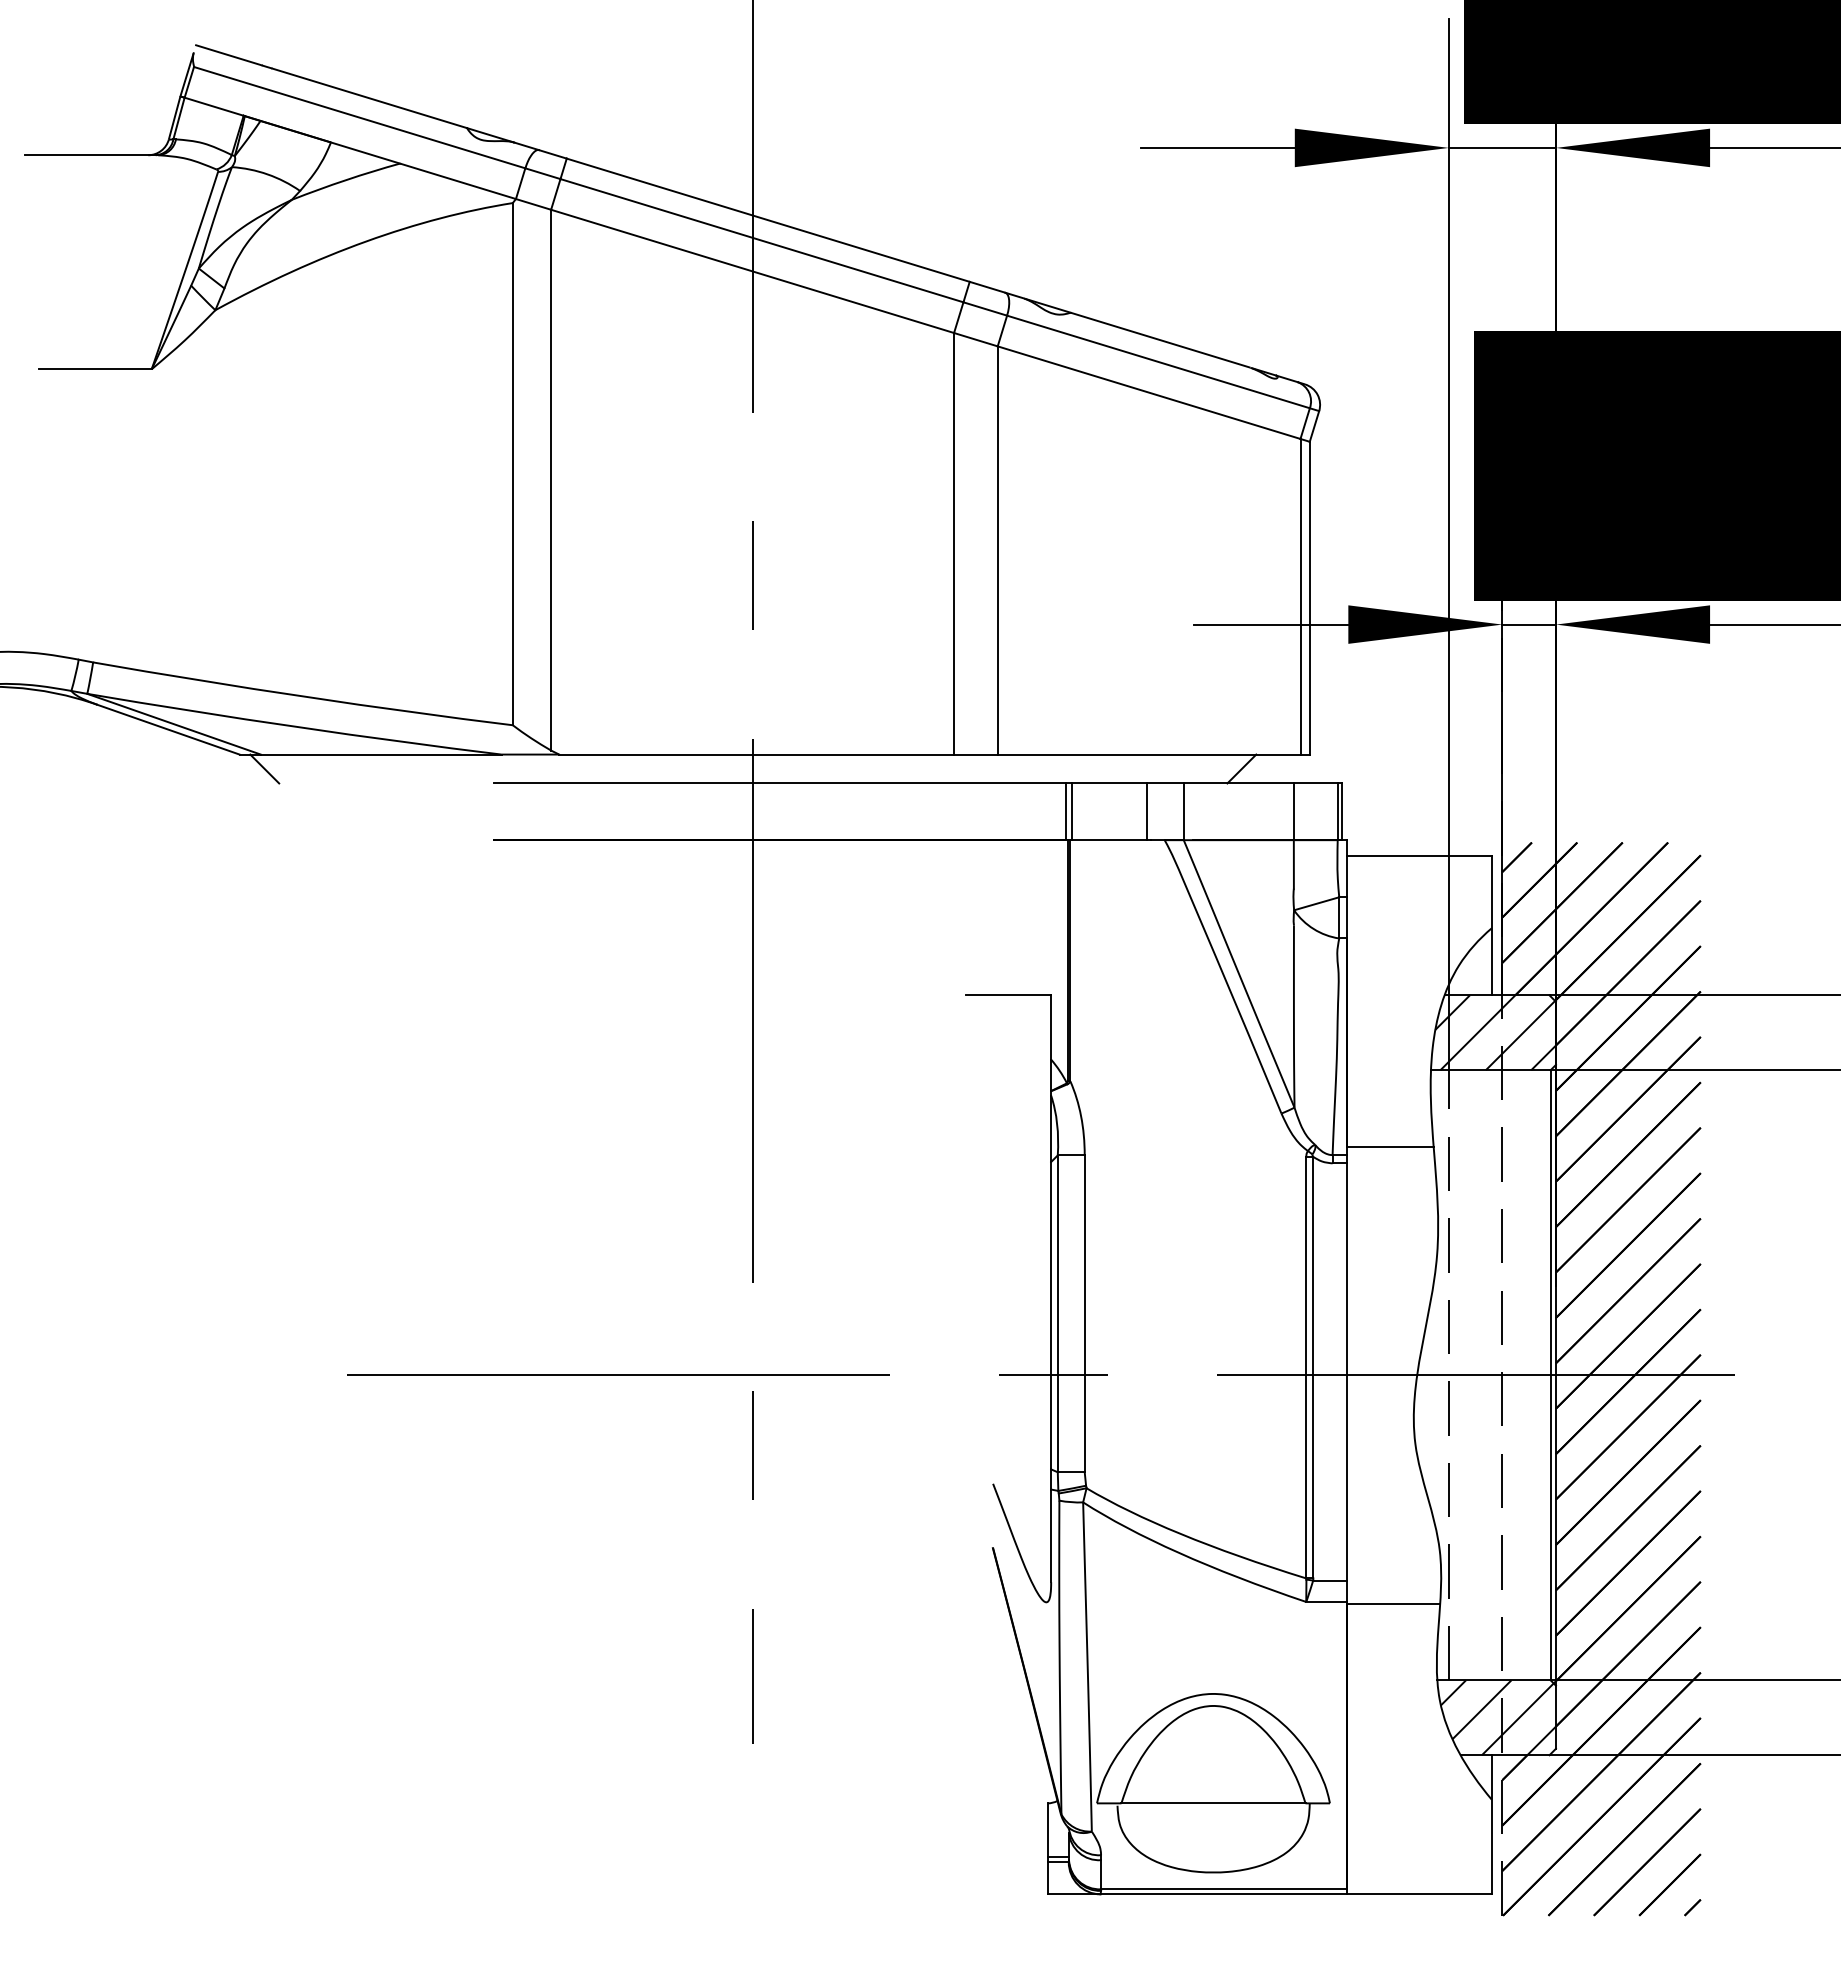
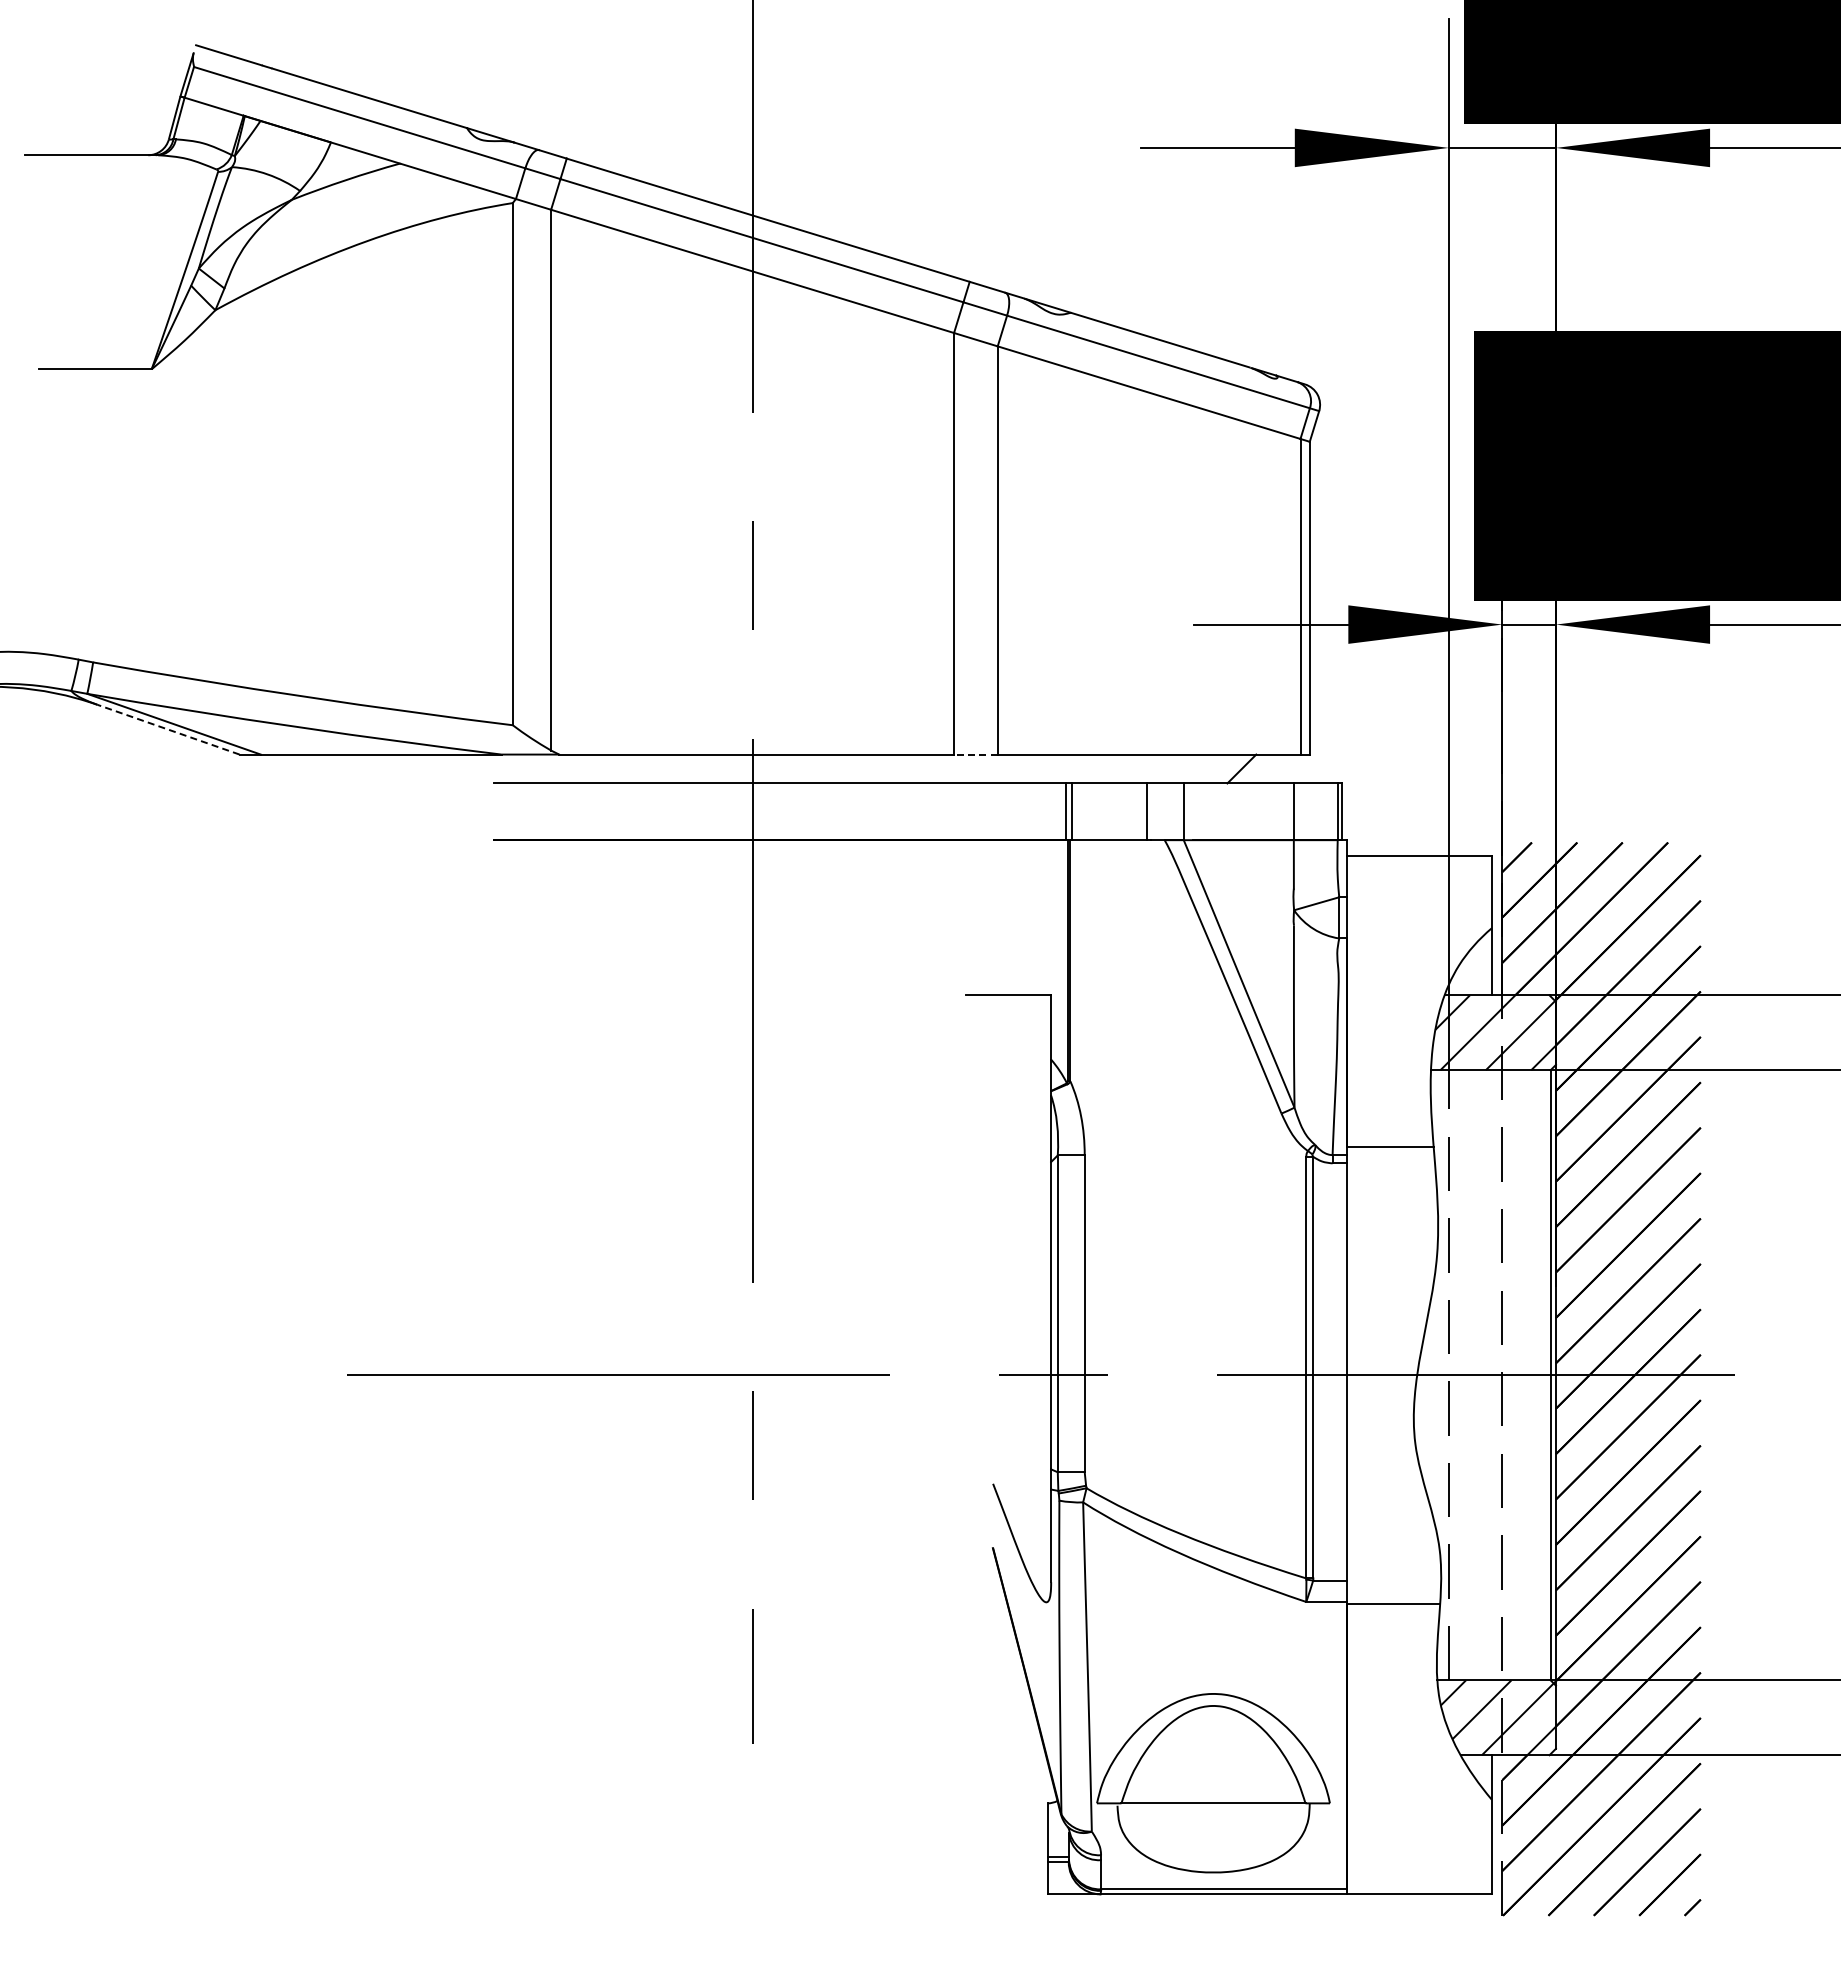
line: solid -> dashed (168, 729)
line: solid -> dashed (975, 754)
line: present -> none (264, 768)
